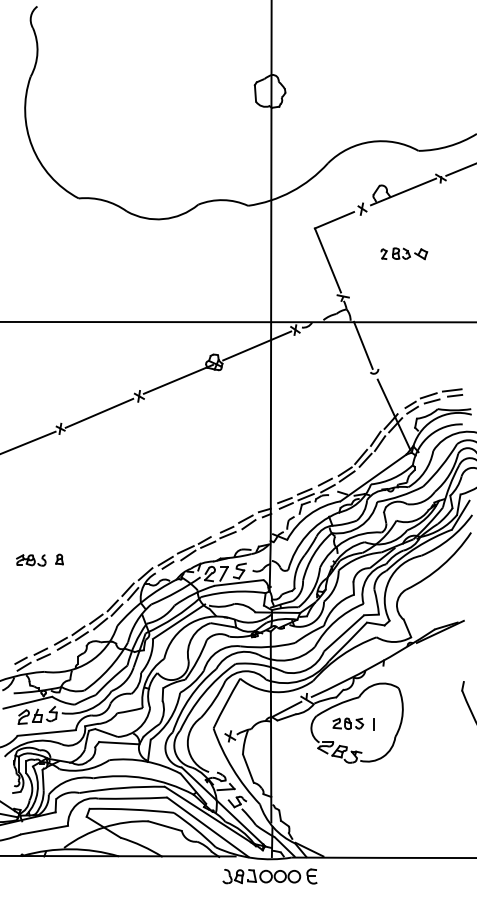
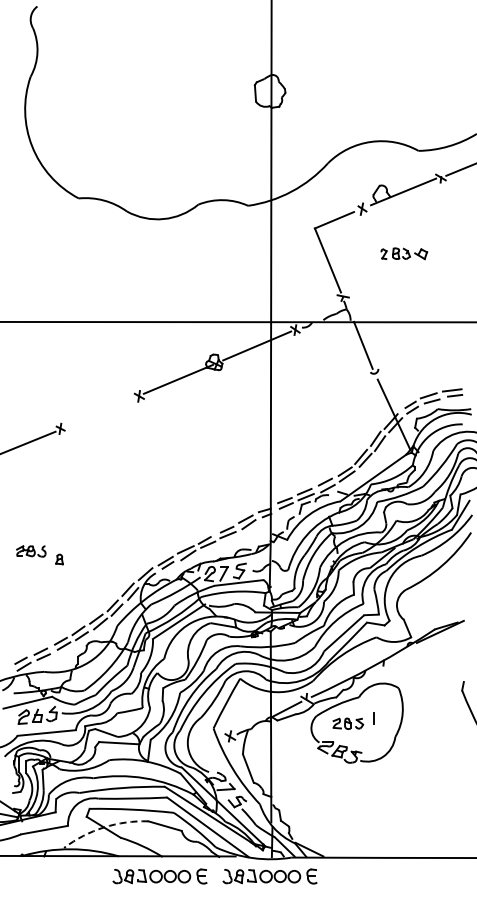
line: present -> none (99, 412)
part position: (31, 560) -> (31, 551) (31, 551)
line position: (373, 724) -> (373, 718) (373, 718)
arc: solid -> dashed (104, 827)
part: none -> present (159, 876)
